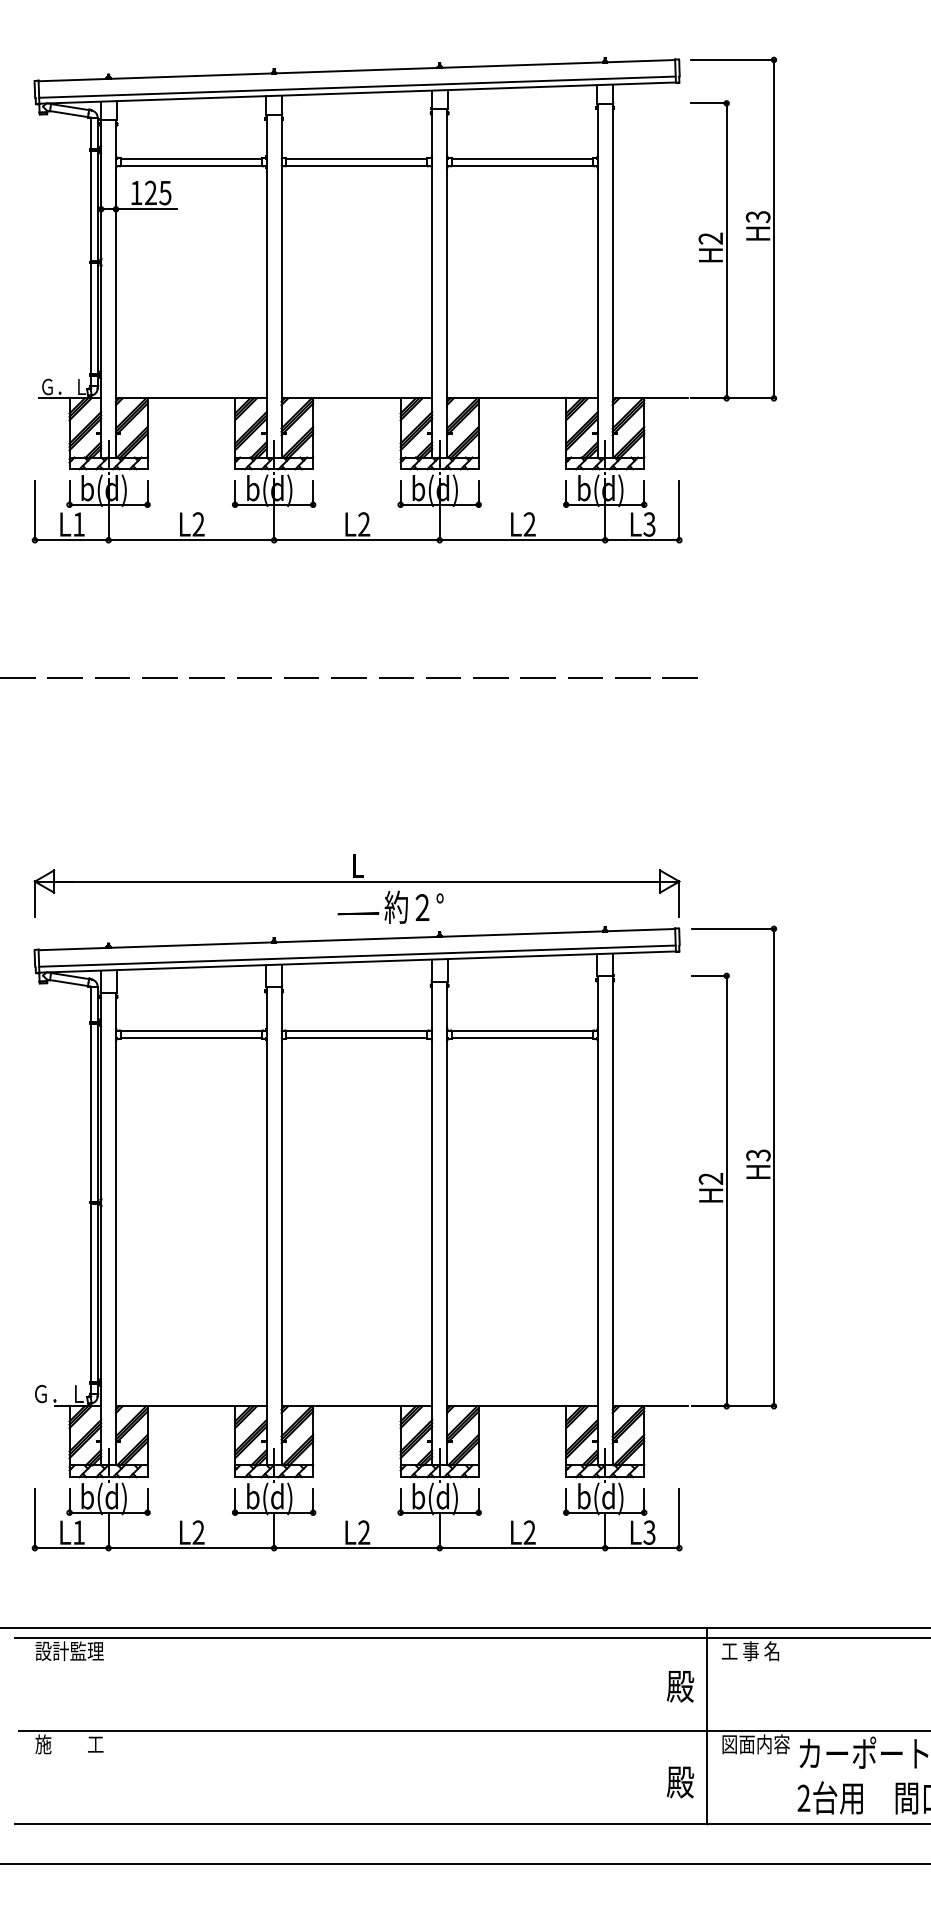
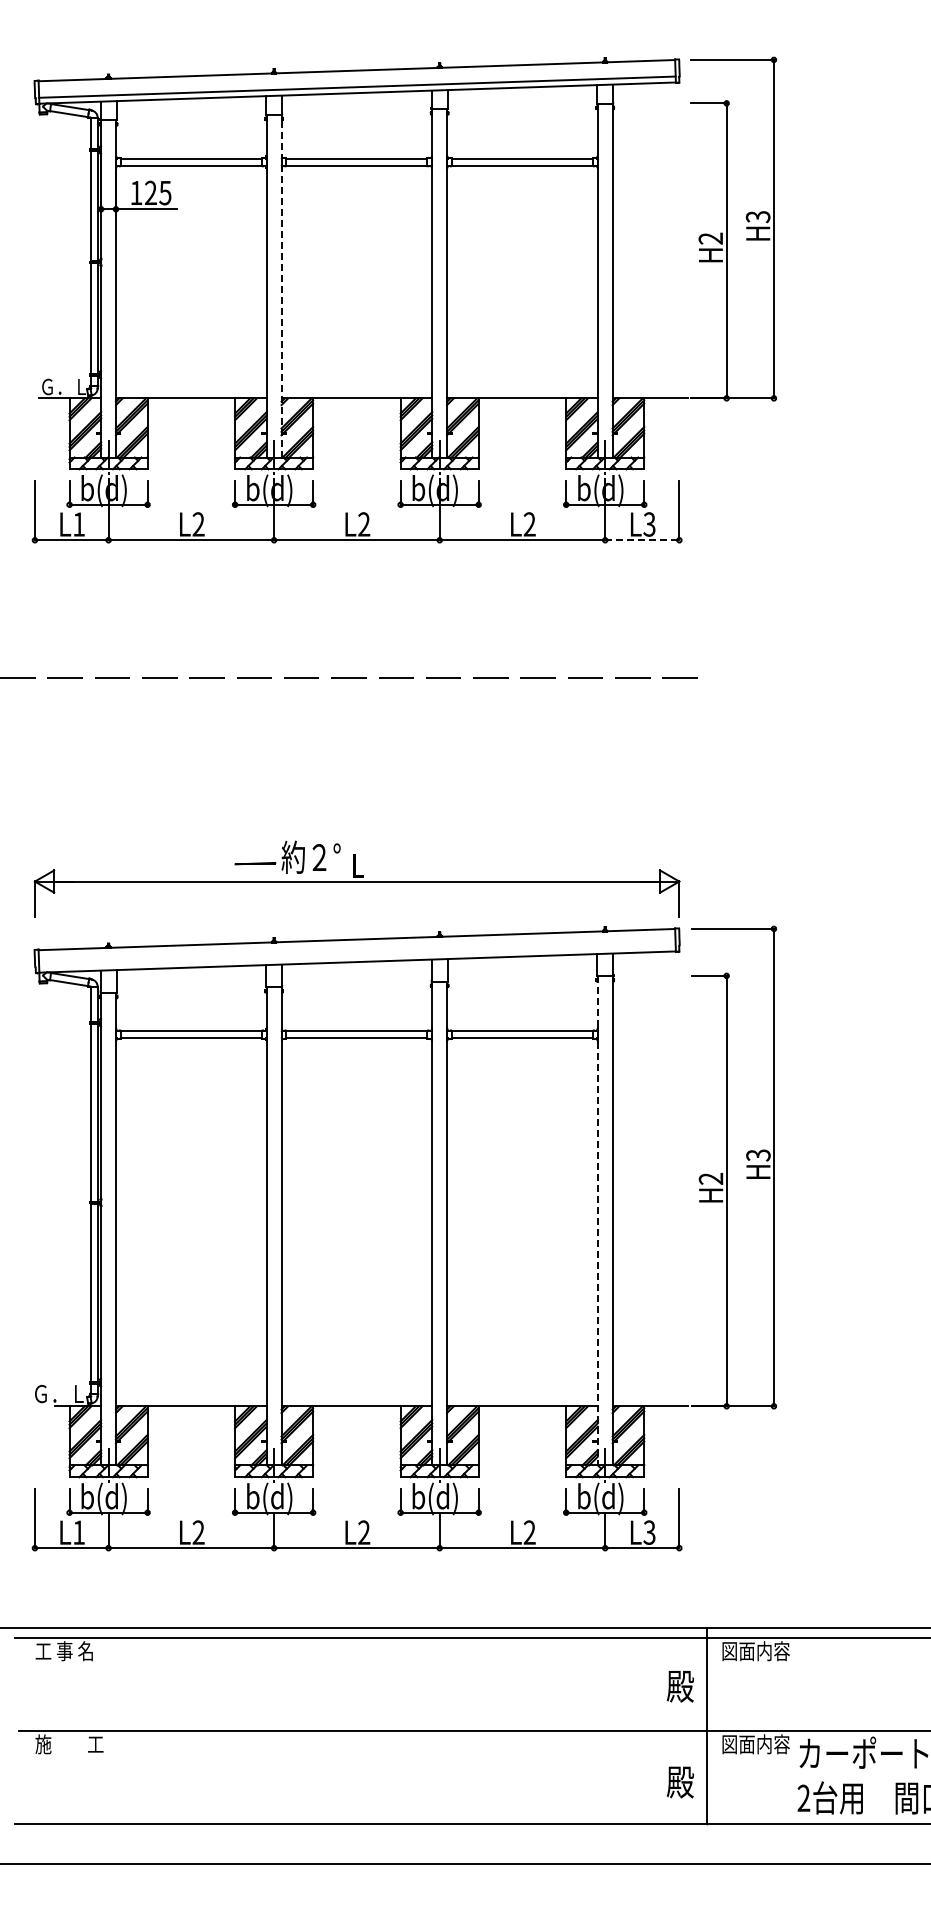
line: solid -> dashed (281, 285)
line: solid -> dashed (642, 540)
part position: (390, 906) -> (287, 856) (287, 856)
line: present -> none (357, 955)
line: solid -> dashed (597, 1220)
text: 設計監理 -> 工 事 名 (69, 1651)
text: 工 事 名 -> 図面内容 (755, 1651)
